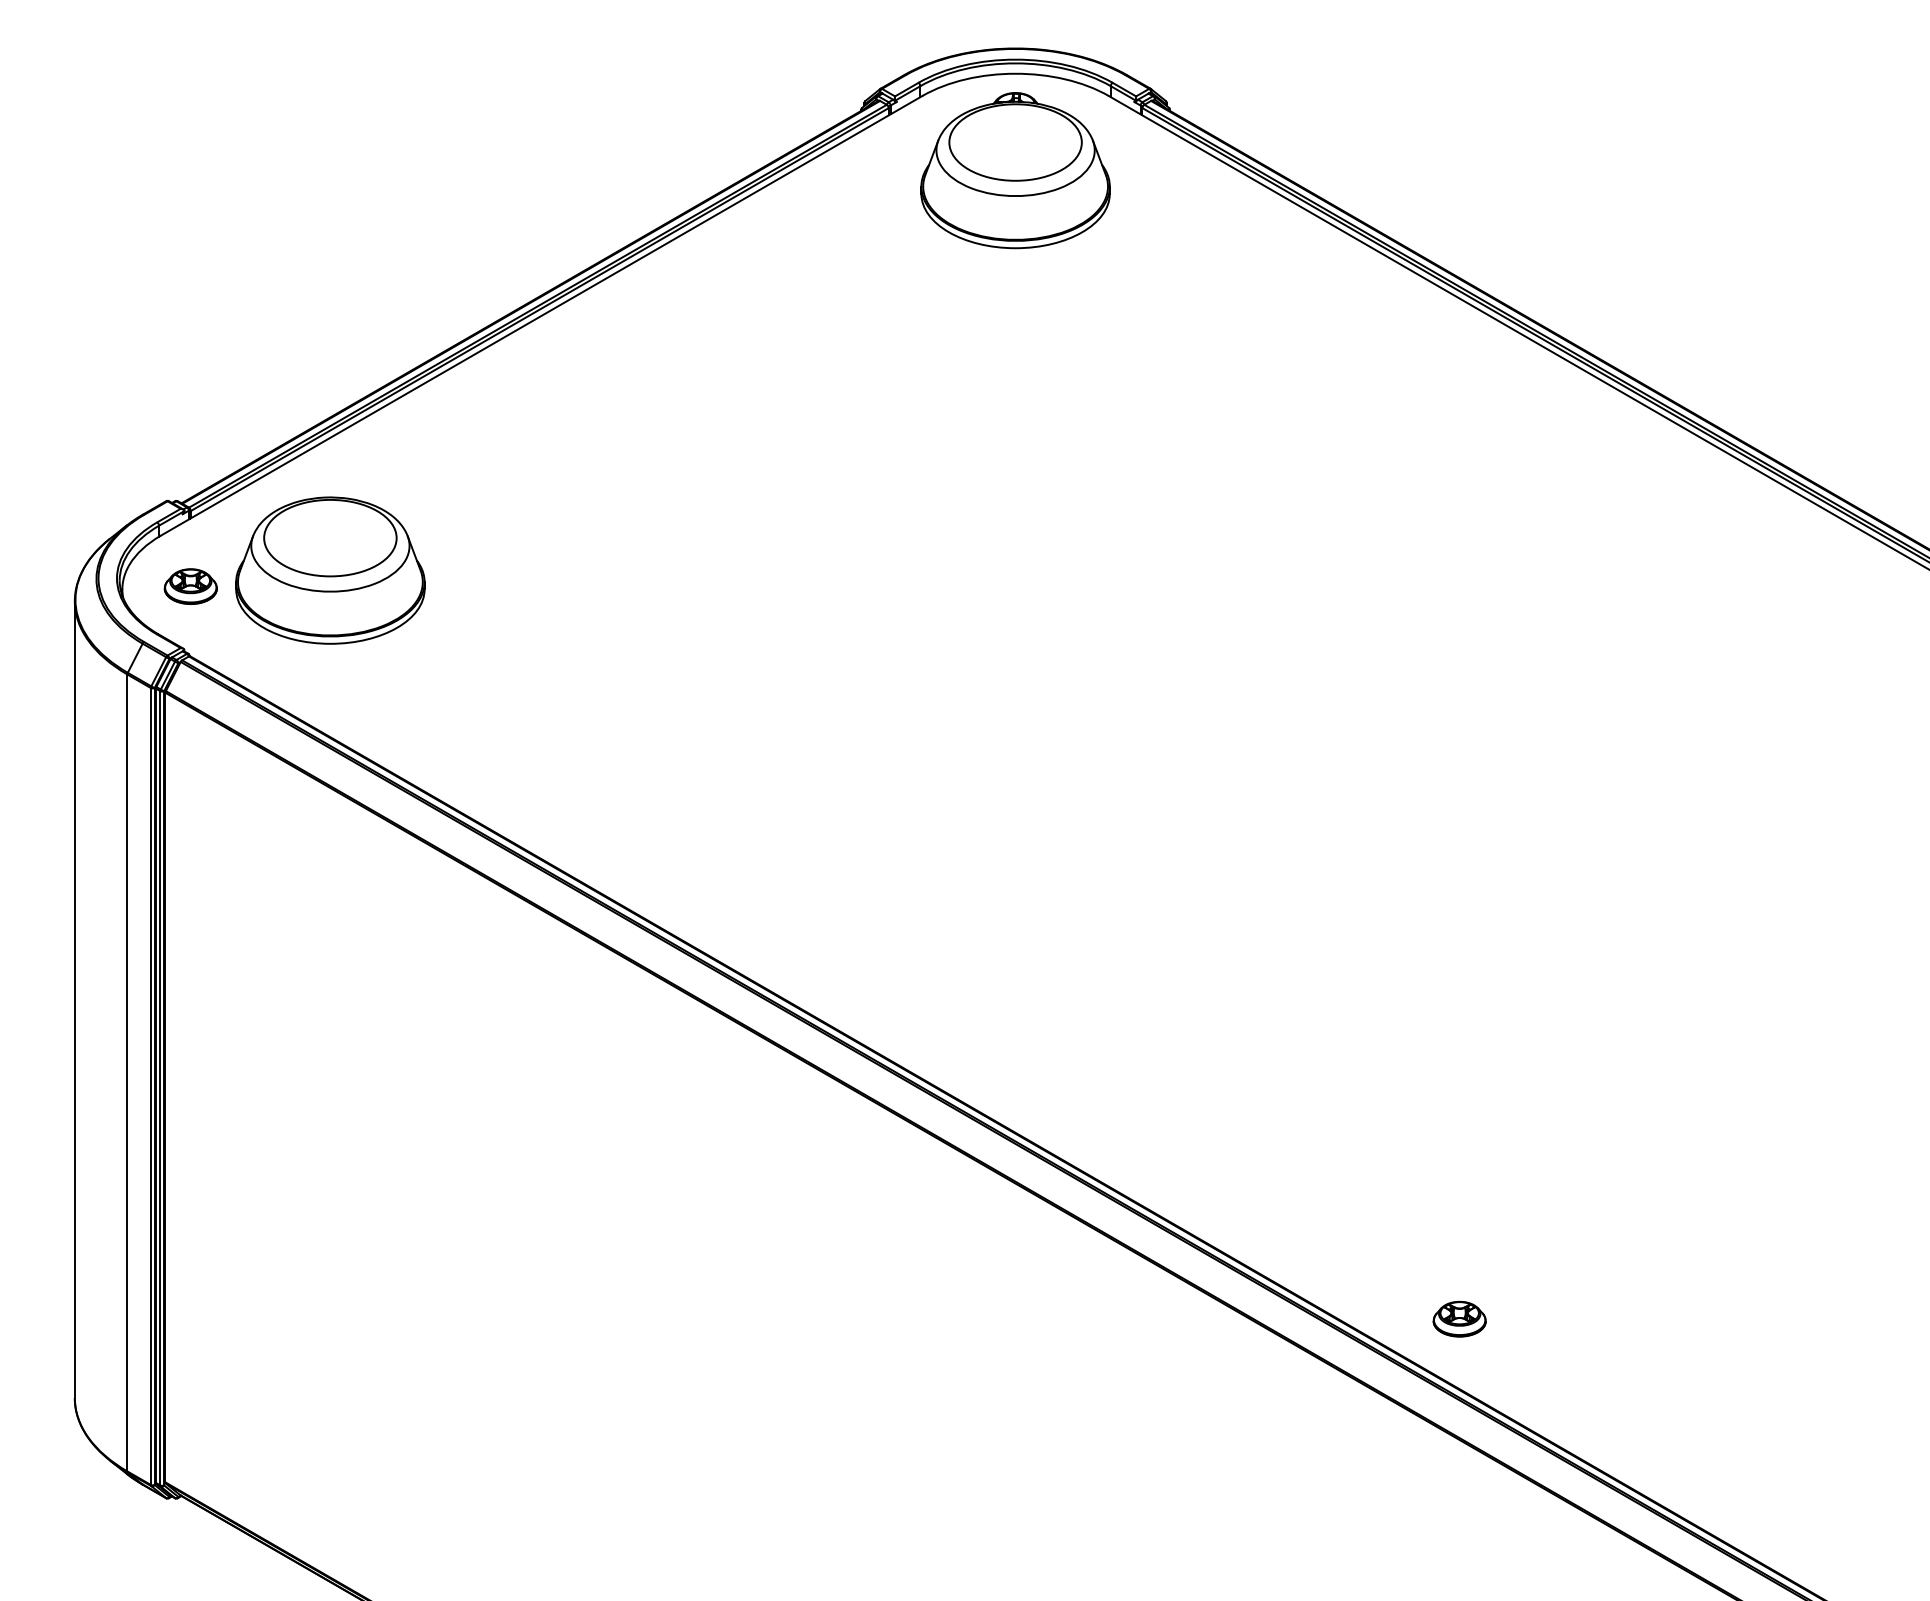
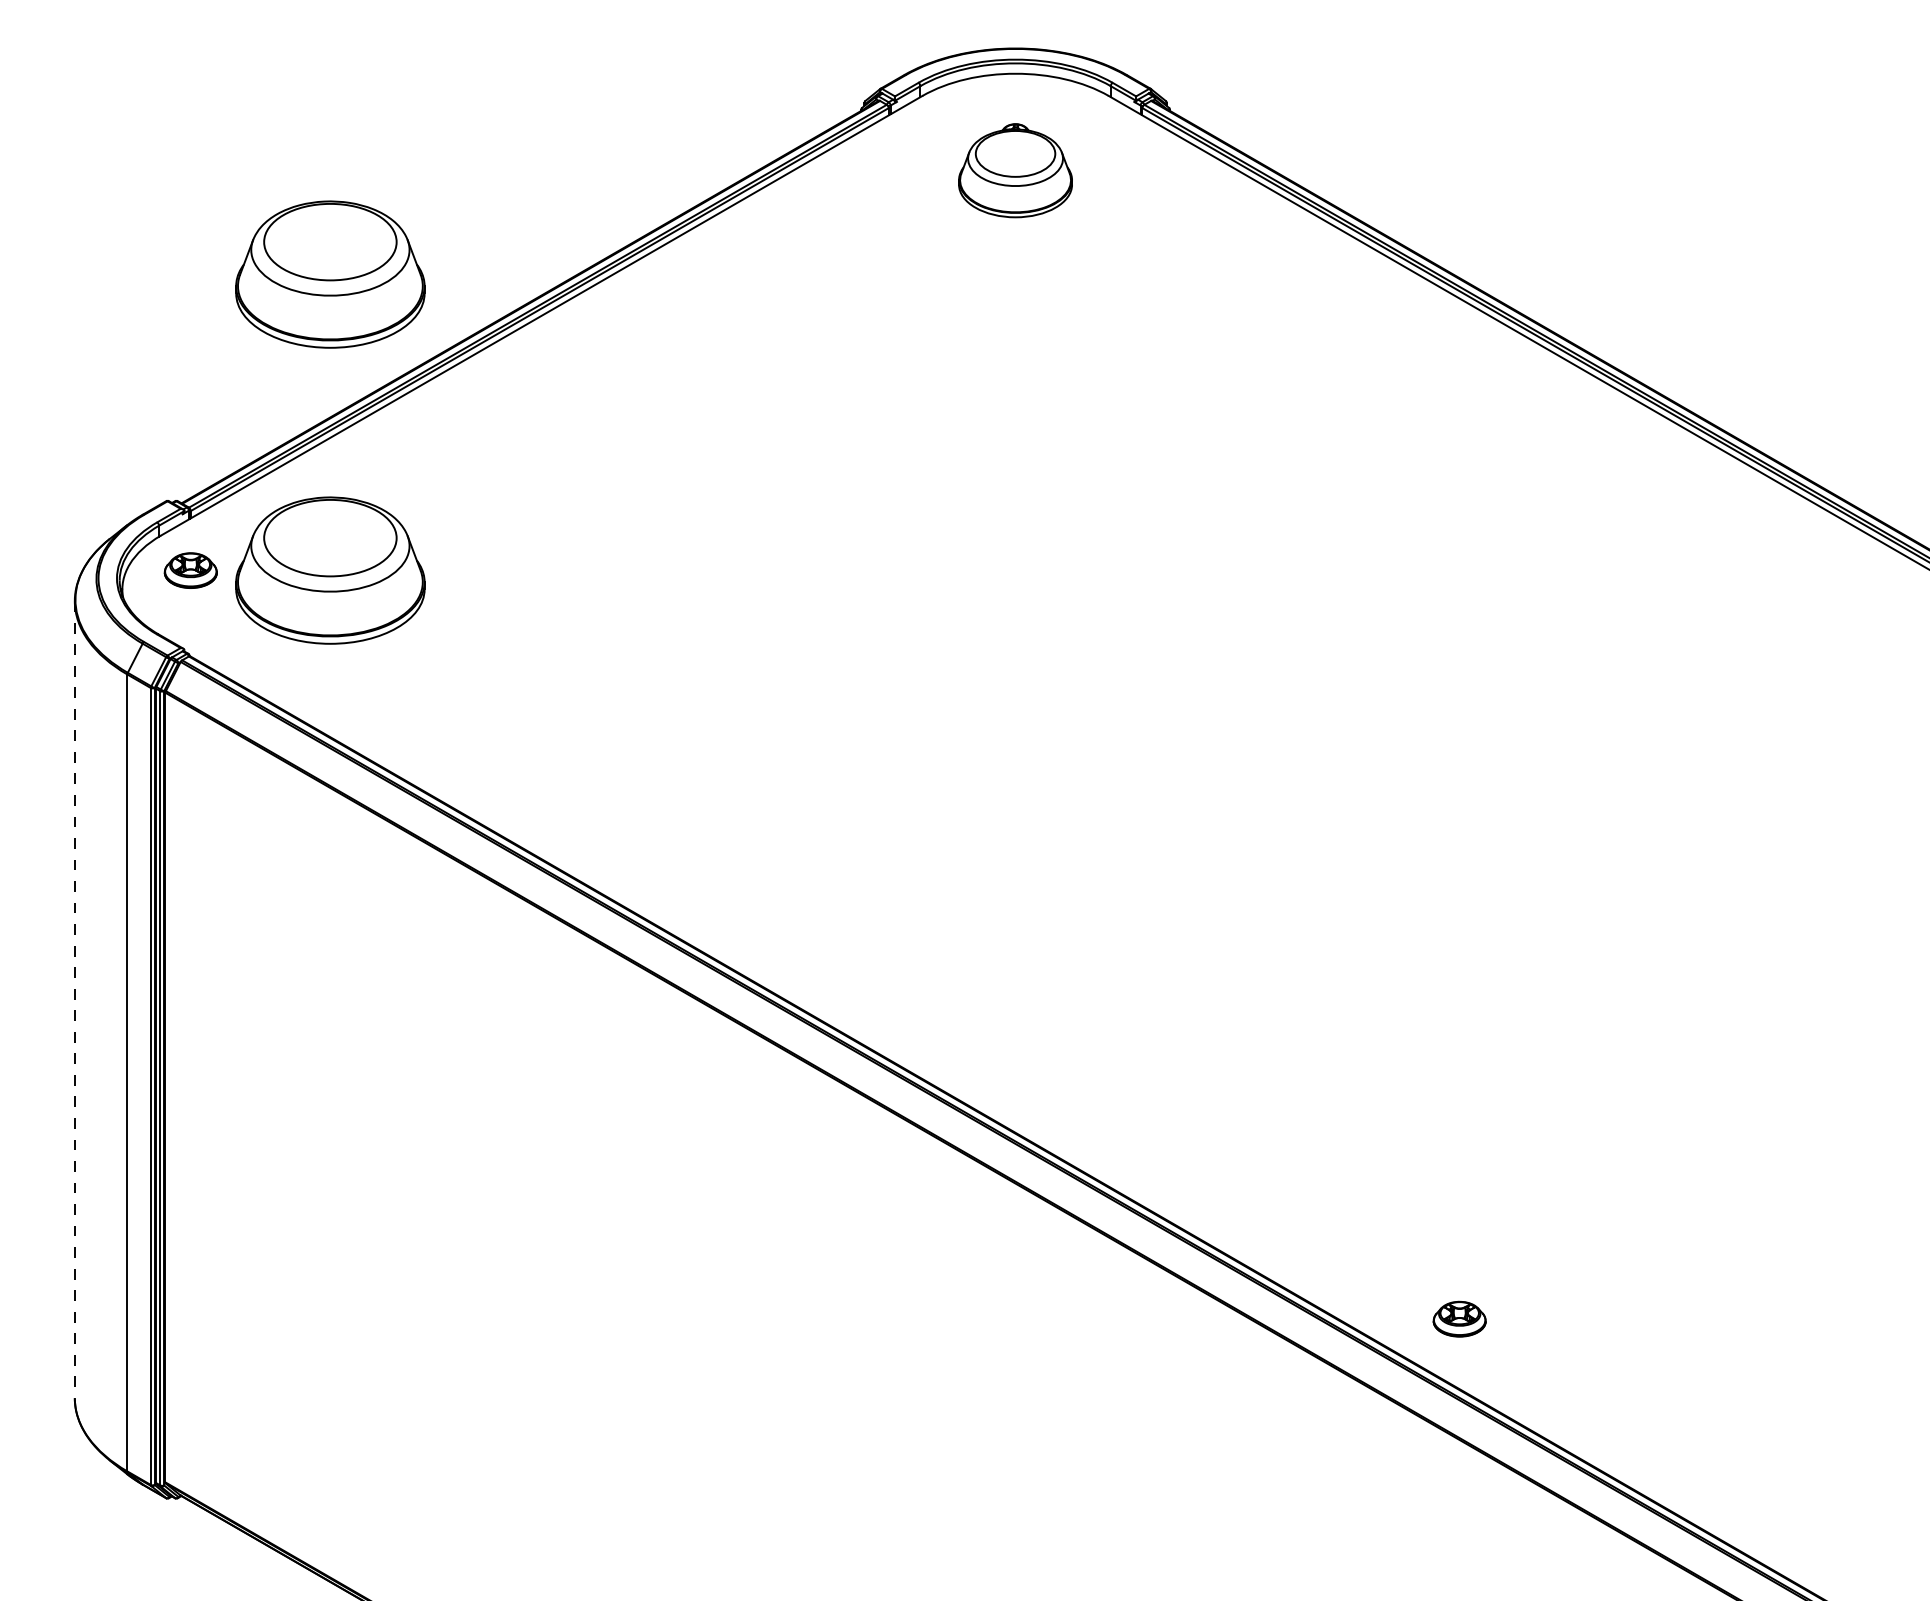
part size: 191x158 px -> 115x96 px (1015, 170)
part: none -> present (330, 274)
part position: (190, 586) -> (190, 570) (190, 570)
line: solid -> dashed (74, 1000)
